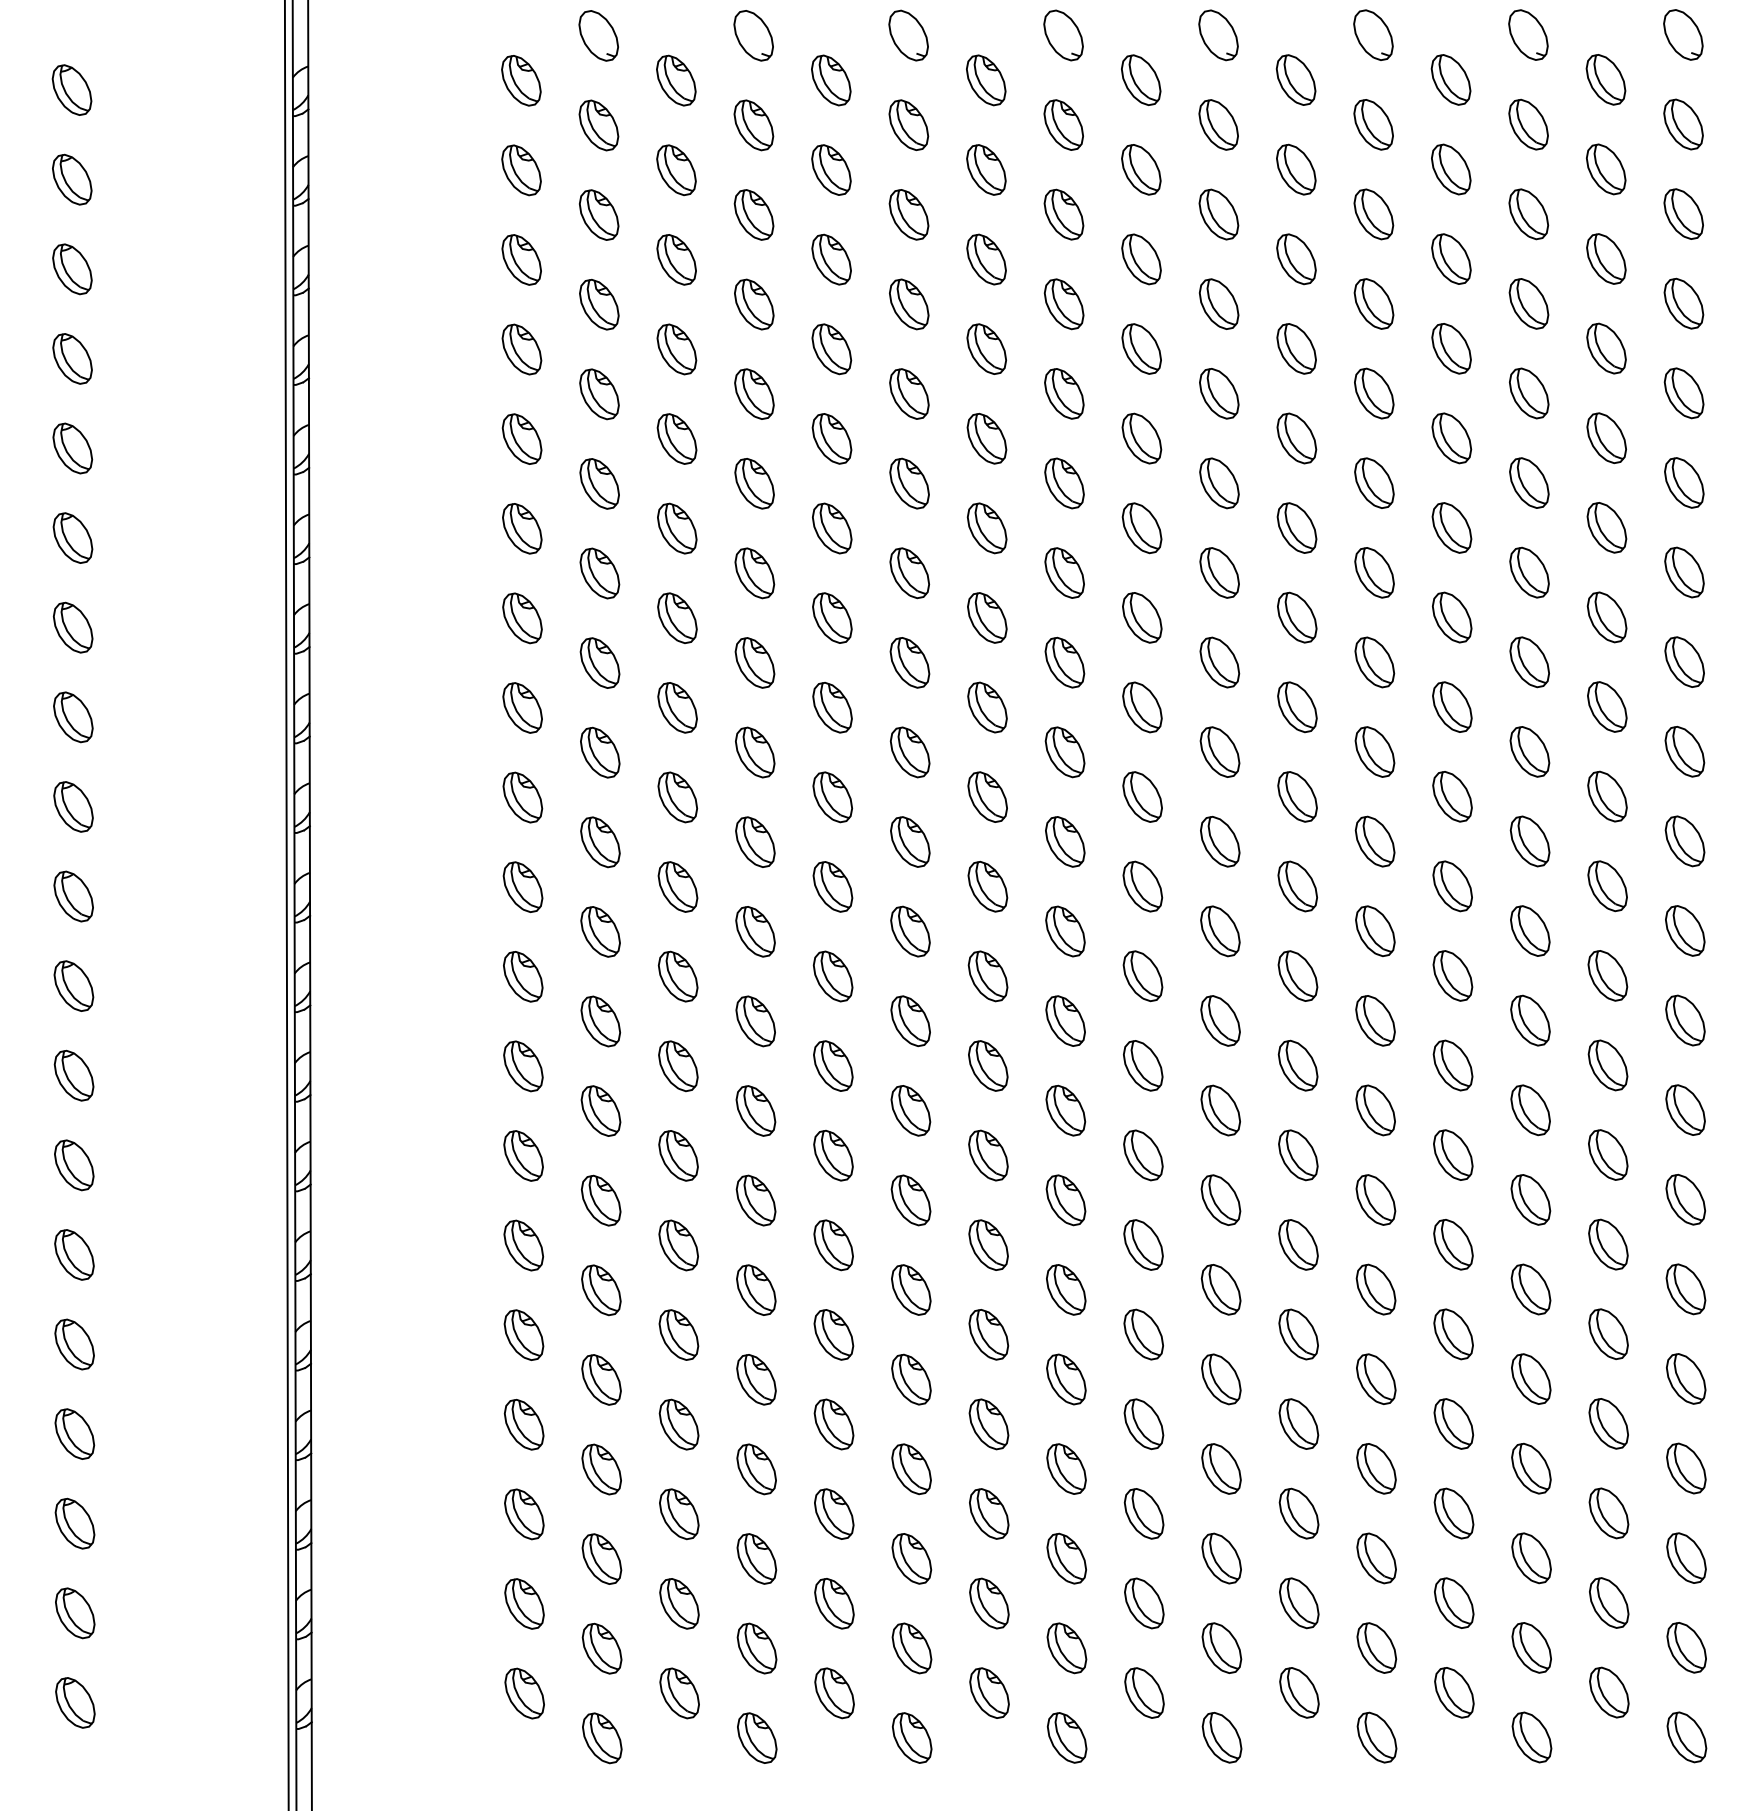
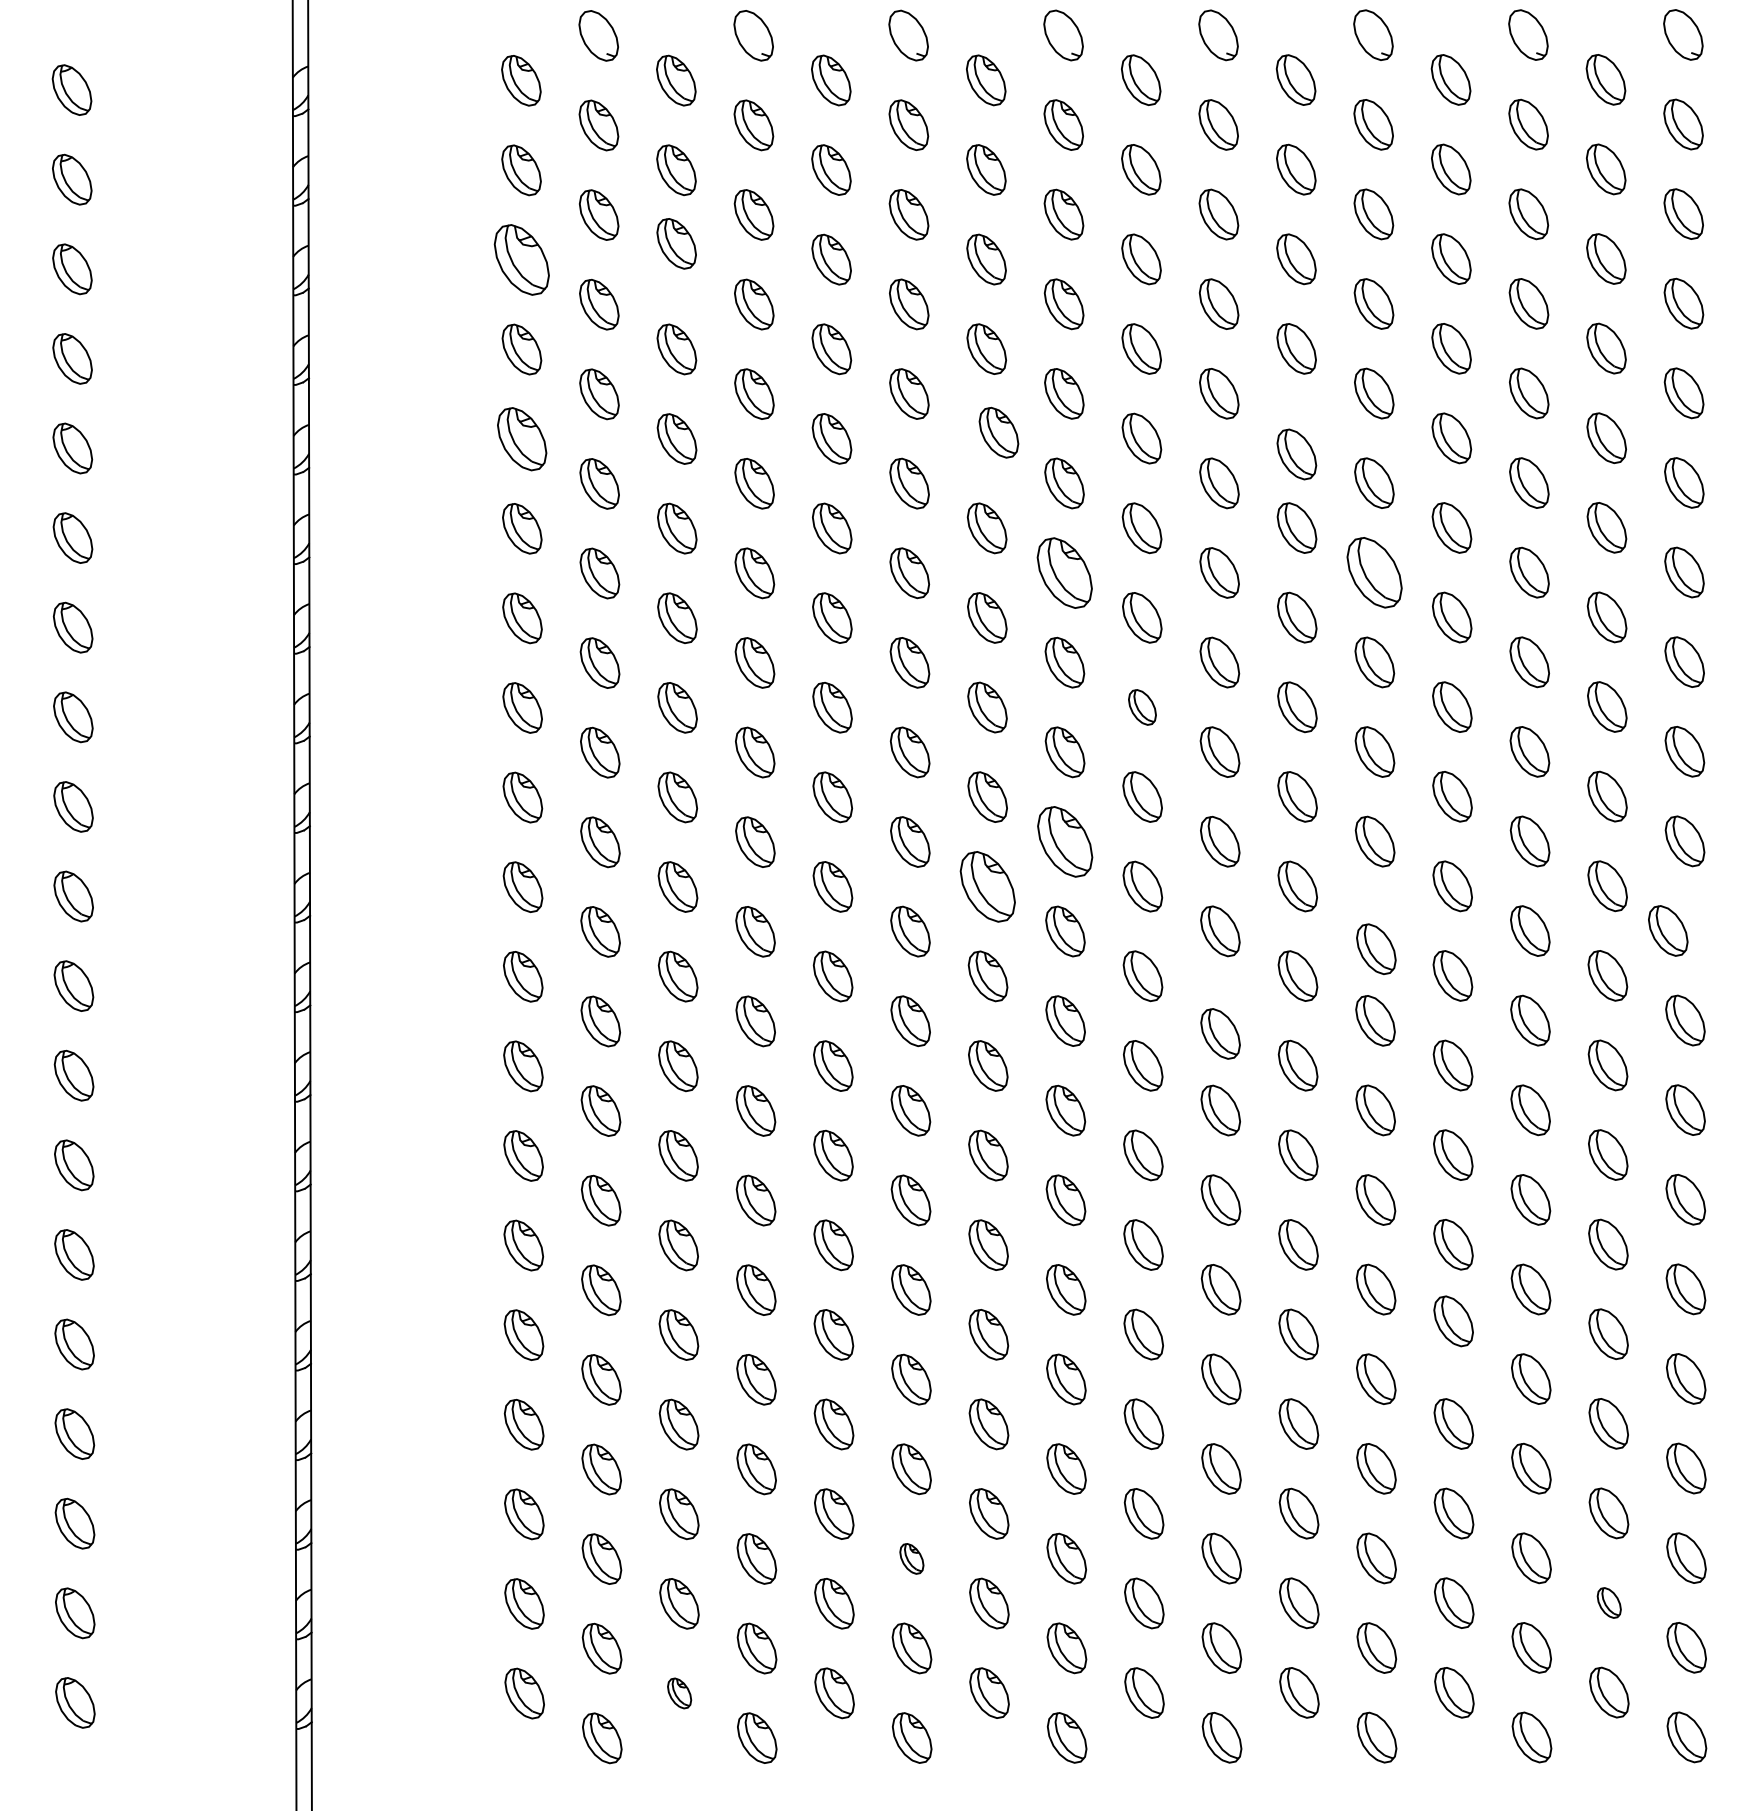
part size: 41x52 px -> 57x72 px (521, 259)
part position: (676, 259) -> (676, 243) (676, 243)
part size: 42x52 px -> 51x65 px (522, 439)
part position: (986, 438) -> (998, 432) (998, 432)
part position: (1296, 438) -> (1296, 454) (1296, 454)
part size: 41x52 px -> 57x72 px (1064, 572)
part size: 41x52 px -> 57x72 px (1374, 572)
part size: 41x53 px -> 29x37 px (1142, 707)
part size: 41x52 px -> 57x72 px (1065, 841)
part size: 42x53 px -> 57x72 px (987, 886)
line: present -> none (286, 904)
part position: (1375, 930) -> (1376, 948) (1376, 948)
part position: (1685, 930) -> (1668, 930) (1668, 930)
part position: (1220, 1020) -> (1220, 1033) (1220, 1033)
part position: (1453, 1334) -> (1453, 1321) (1453, 1321)
part size: 42x52 px -> 26x32 px (911, 1558)
part size: 41x52 px -> 26x32 px (1608, 1602)
part size: 41x53 px -> 26x33 px (679, 1693)
